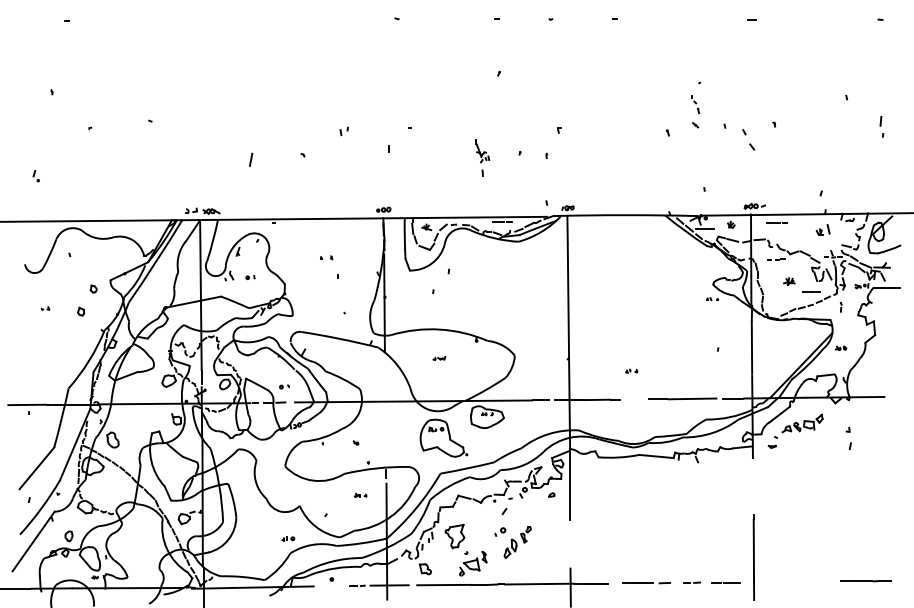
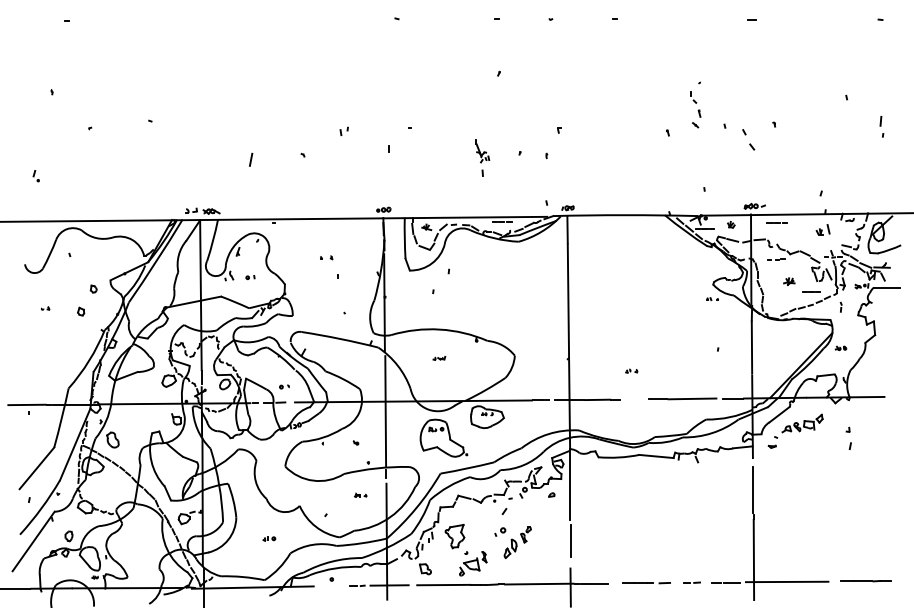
part size: 10x20 px -> 12x27 px (695, 104)
line: none -> present (385, 411)
line: none -> present (753, 489)
part position: (288, 538) -> (269, 538) (269, 538)
line: none -> present (570, 540)
line: none -> present (786, 581)
